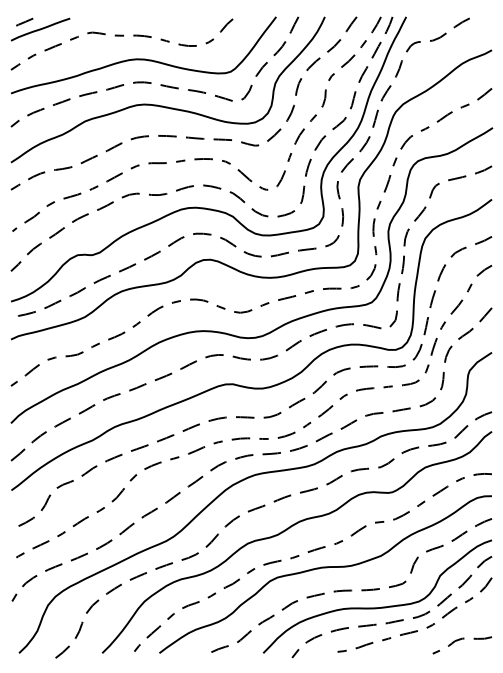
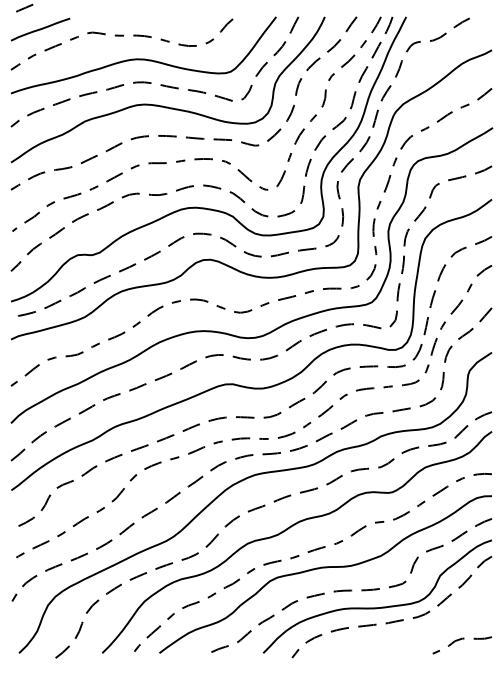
line position: (24, 21) -> (24, 7) (24, 7)
curve: present -> none (414, 630)
